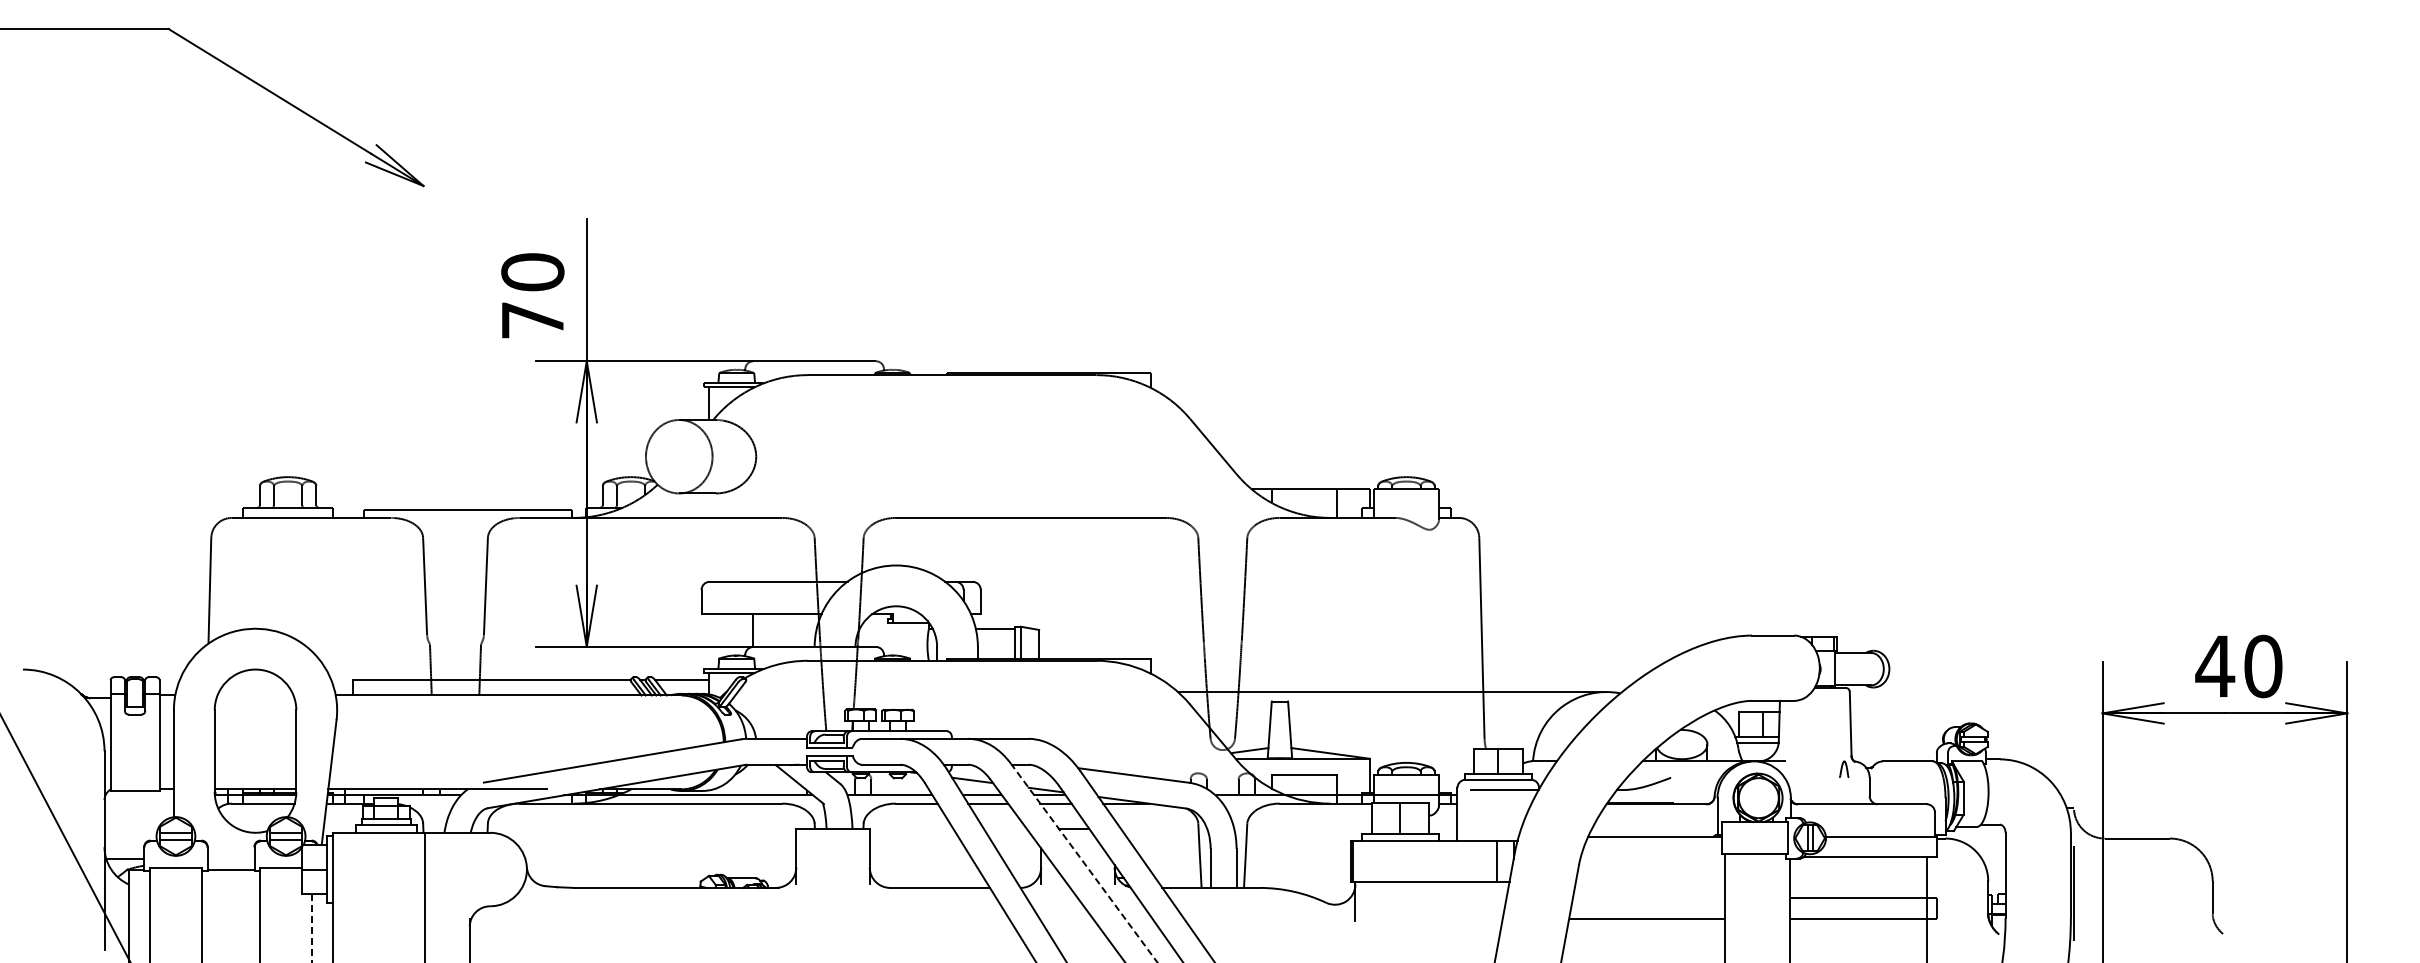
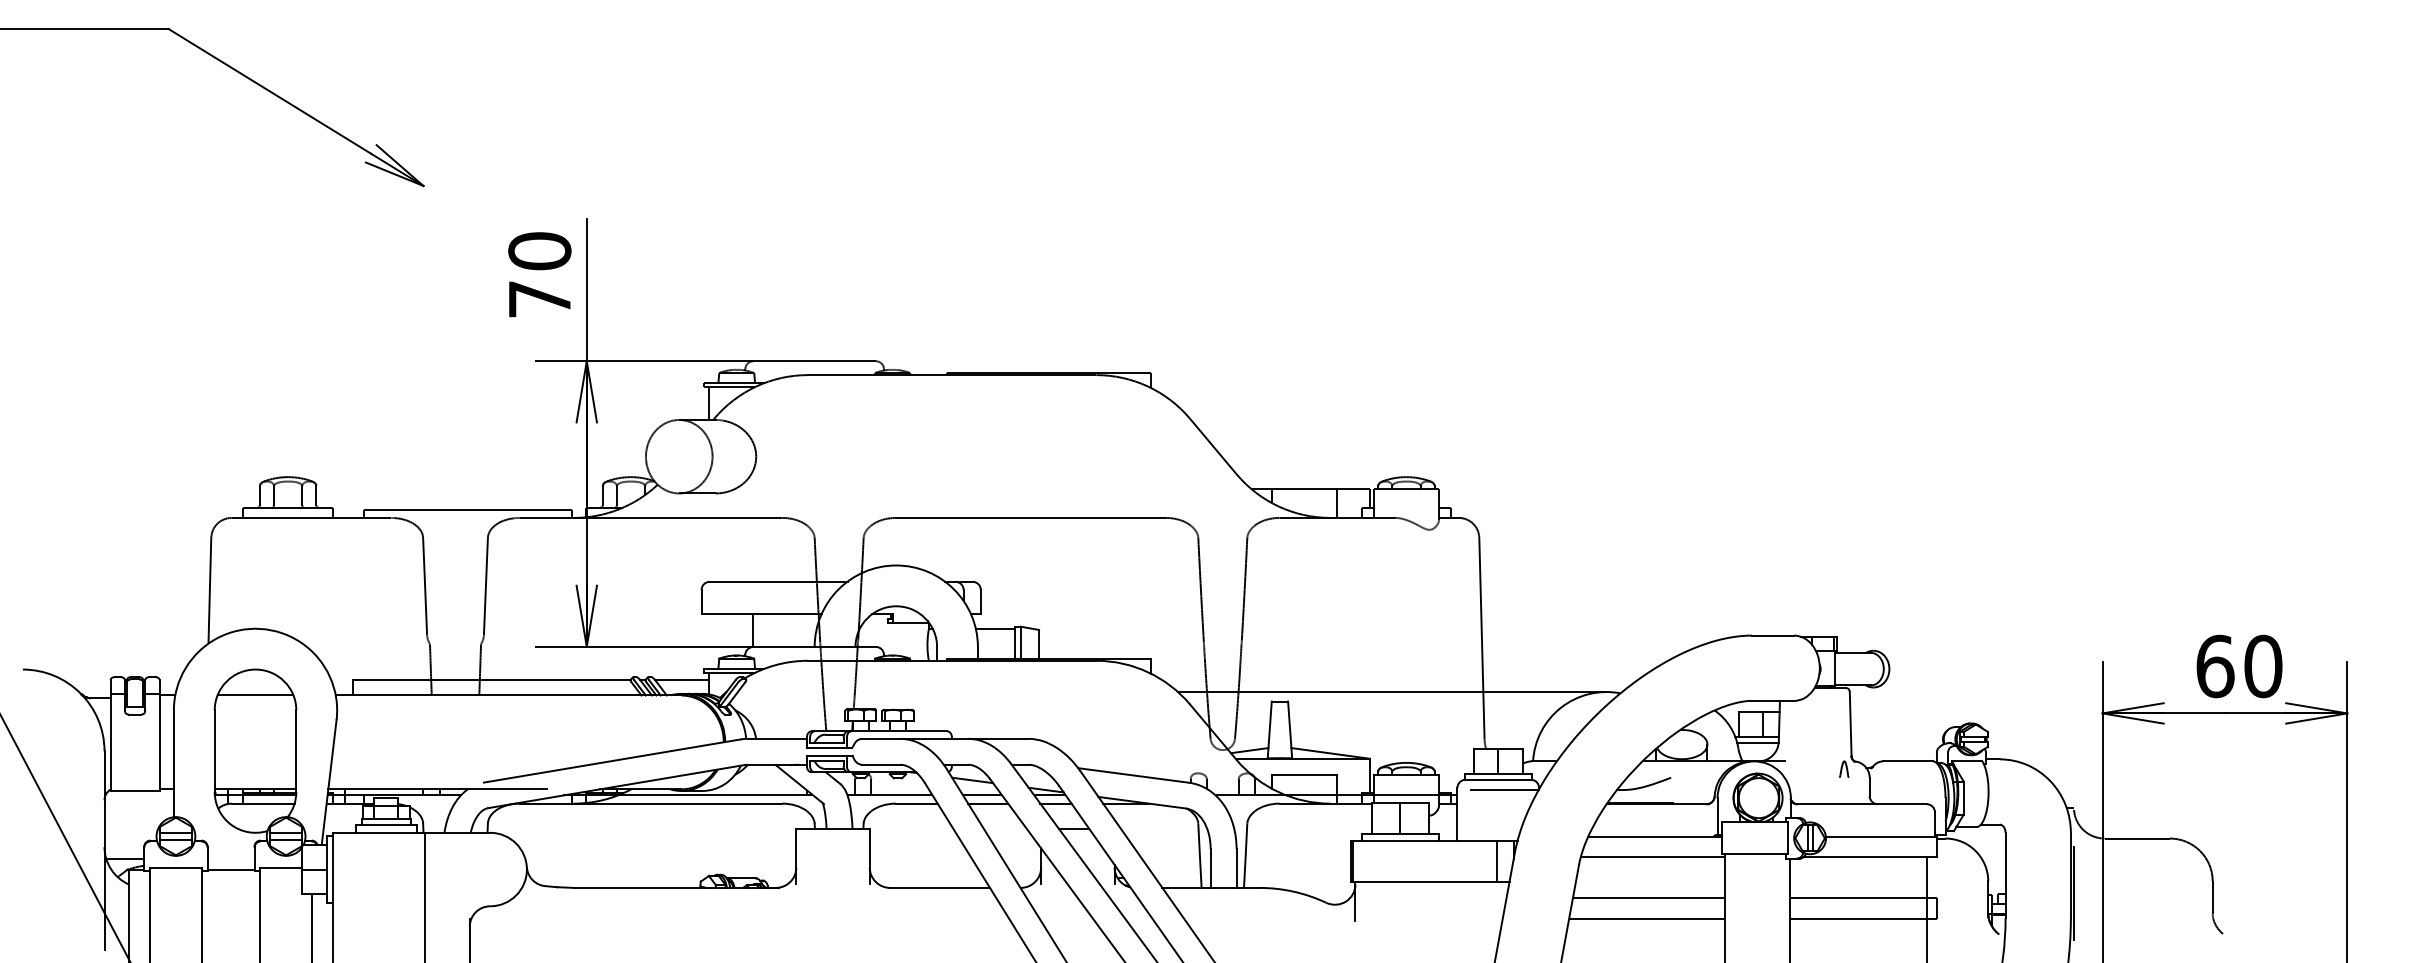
text position: (532, 295) -> (539, 274) (539, 274)
text: 40 -> 60 (2215, 666)
line: none -> present (255, 695)
line: none -> present (1652, 857)
line: dashed -> solid (1084, 862)
line: none -> present (1648, 898)
line: dashed -> solid (312, 928)
